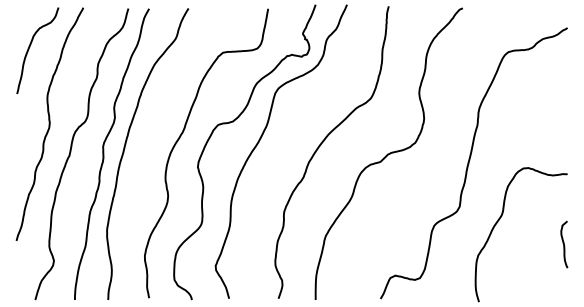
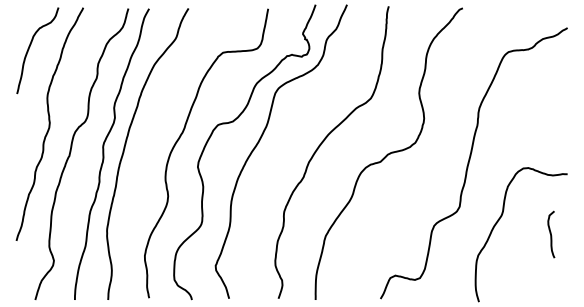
curve position: (564, 244) -> (551, 234) (551, 234)
